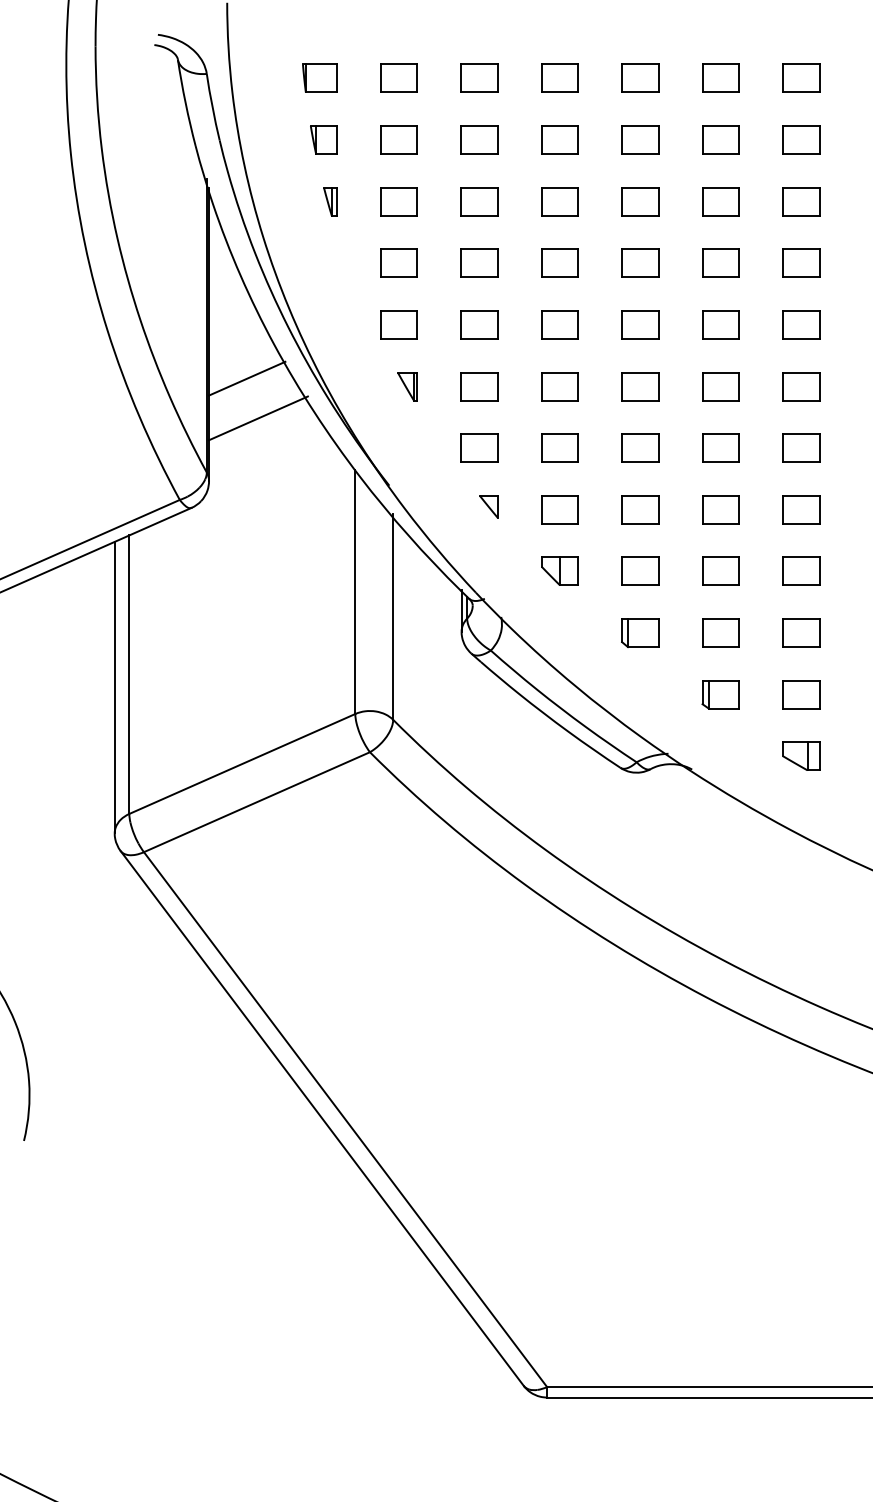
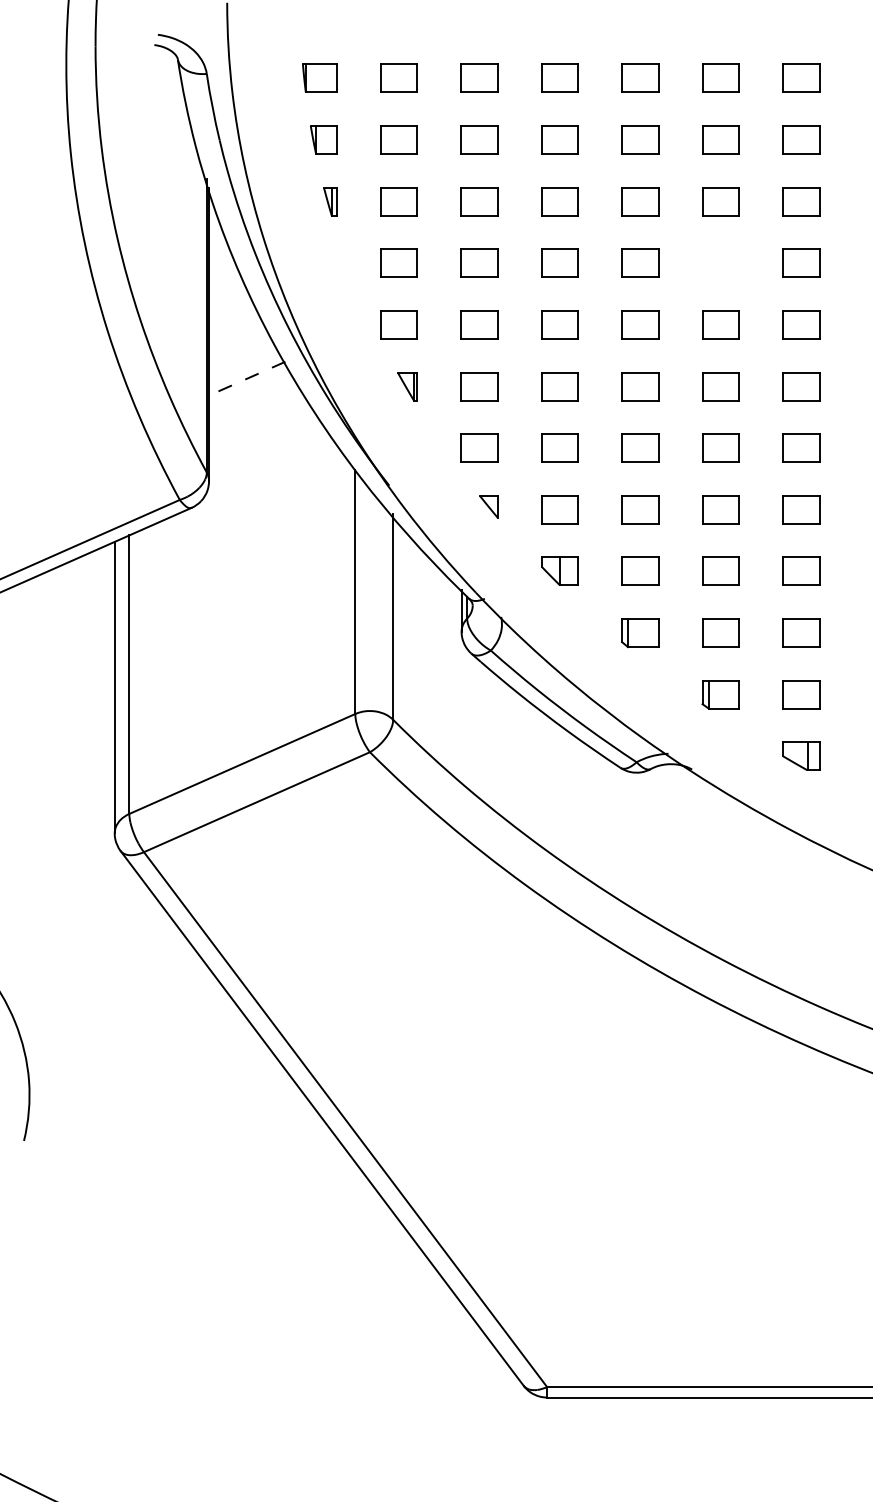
part: present -> none (720, 262)
line: solid -> dashed (247, 378)
line: present -> none (258, 418)
